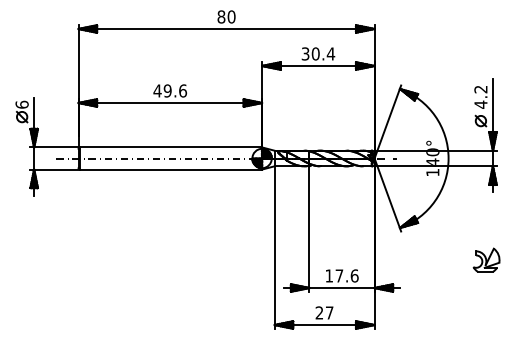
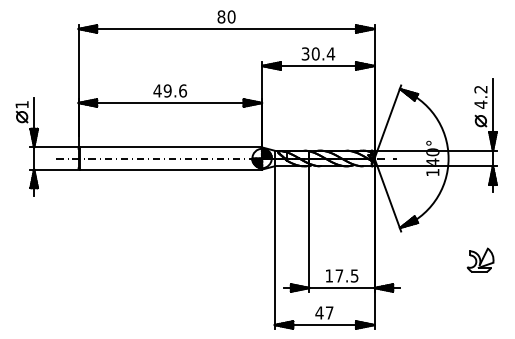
text: 6 -> 1 (21, 104)
part position: (486, 259) -> (480, 259) (480, 259)
text: 17.6 -> 17.5 (354, 275)
text: 27 -> 47 (319, 312)
